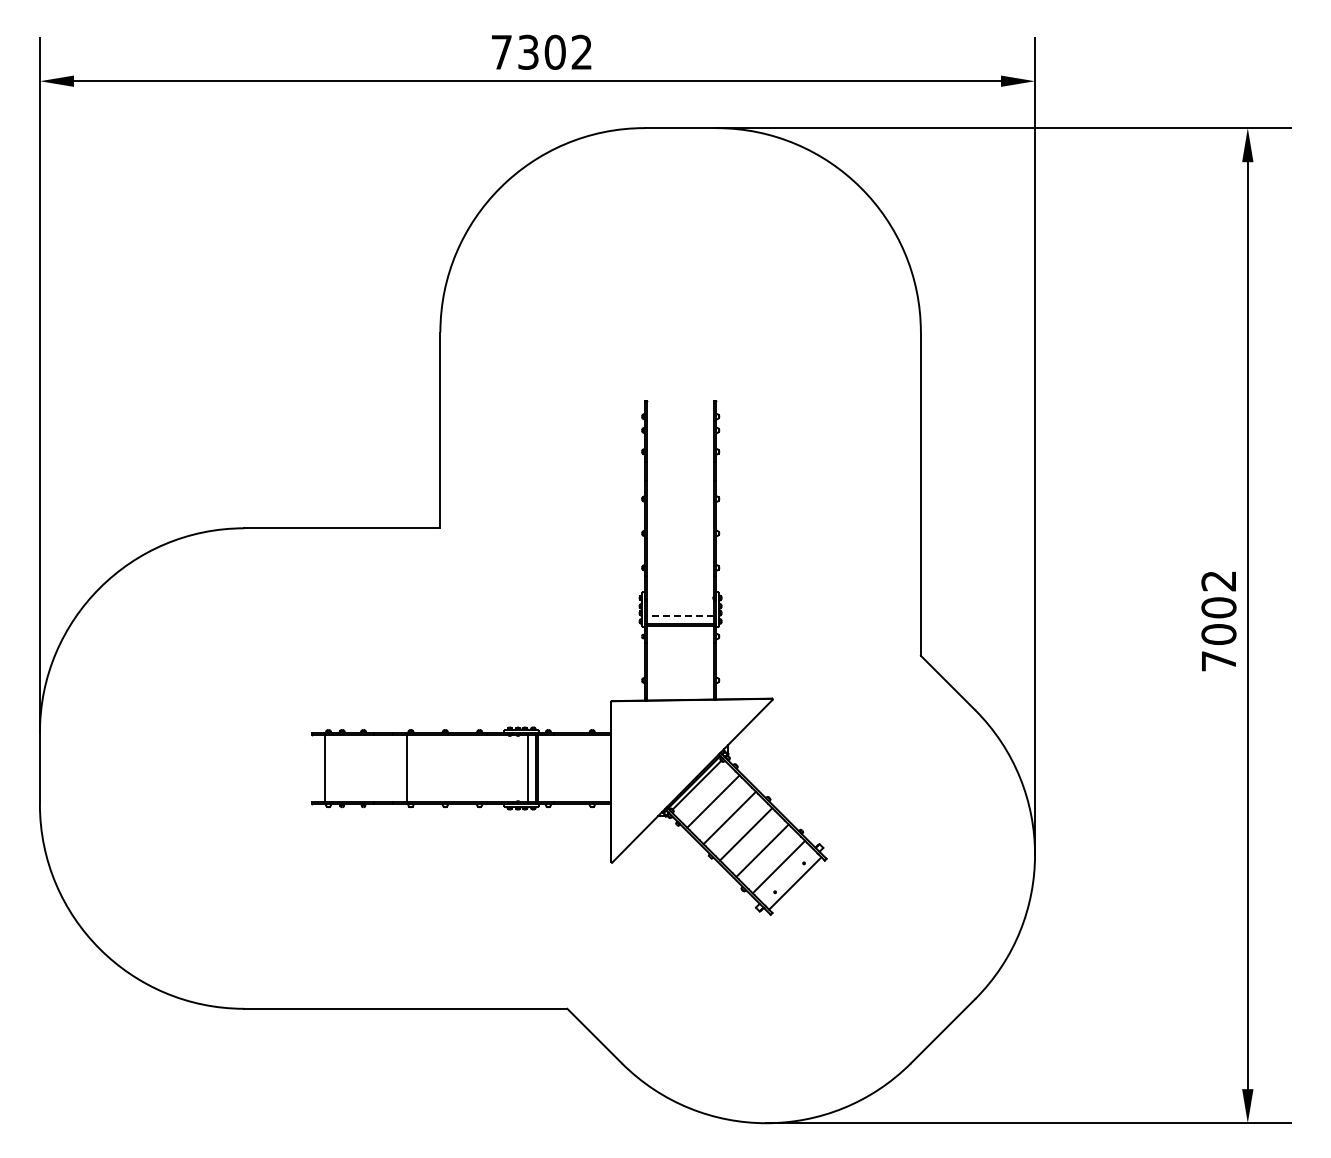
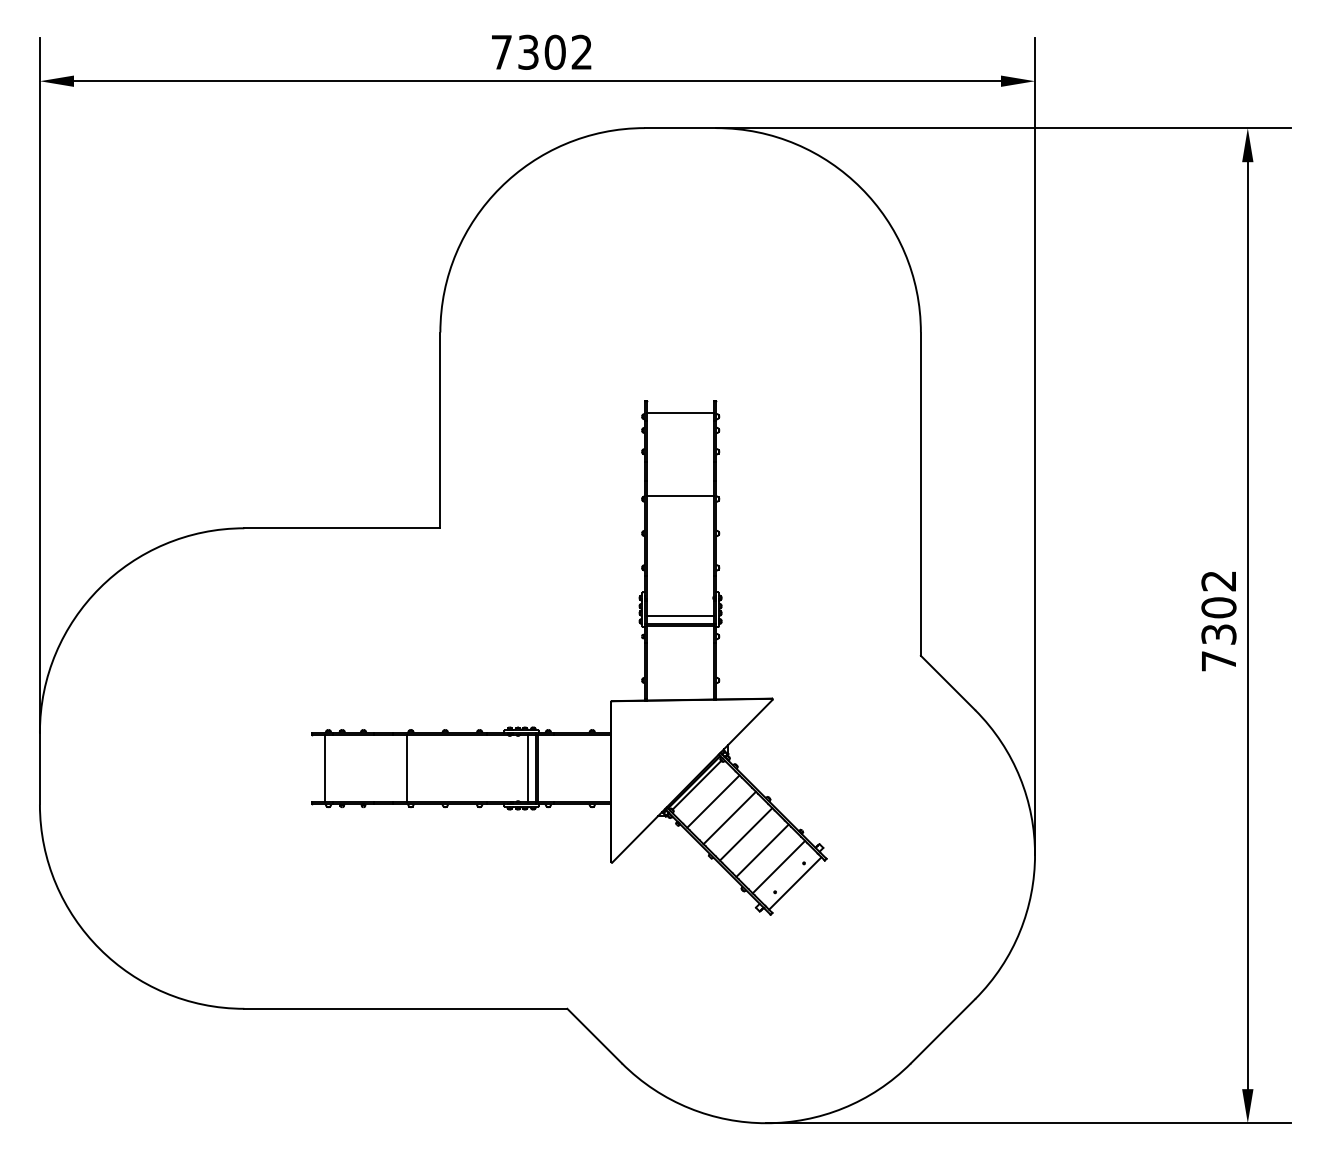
line: none -> present (680, 413)
line: none -> present (680, 495)
line: dashed -> solid (680, 615)
text: 7002 -> 7302 (1218, 634)
